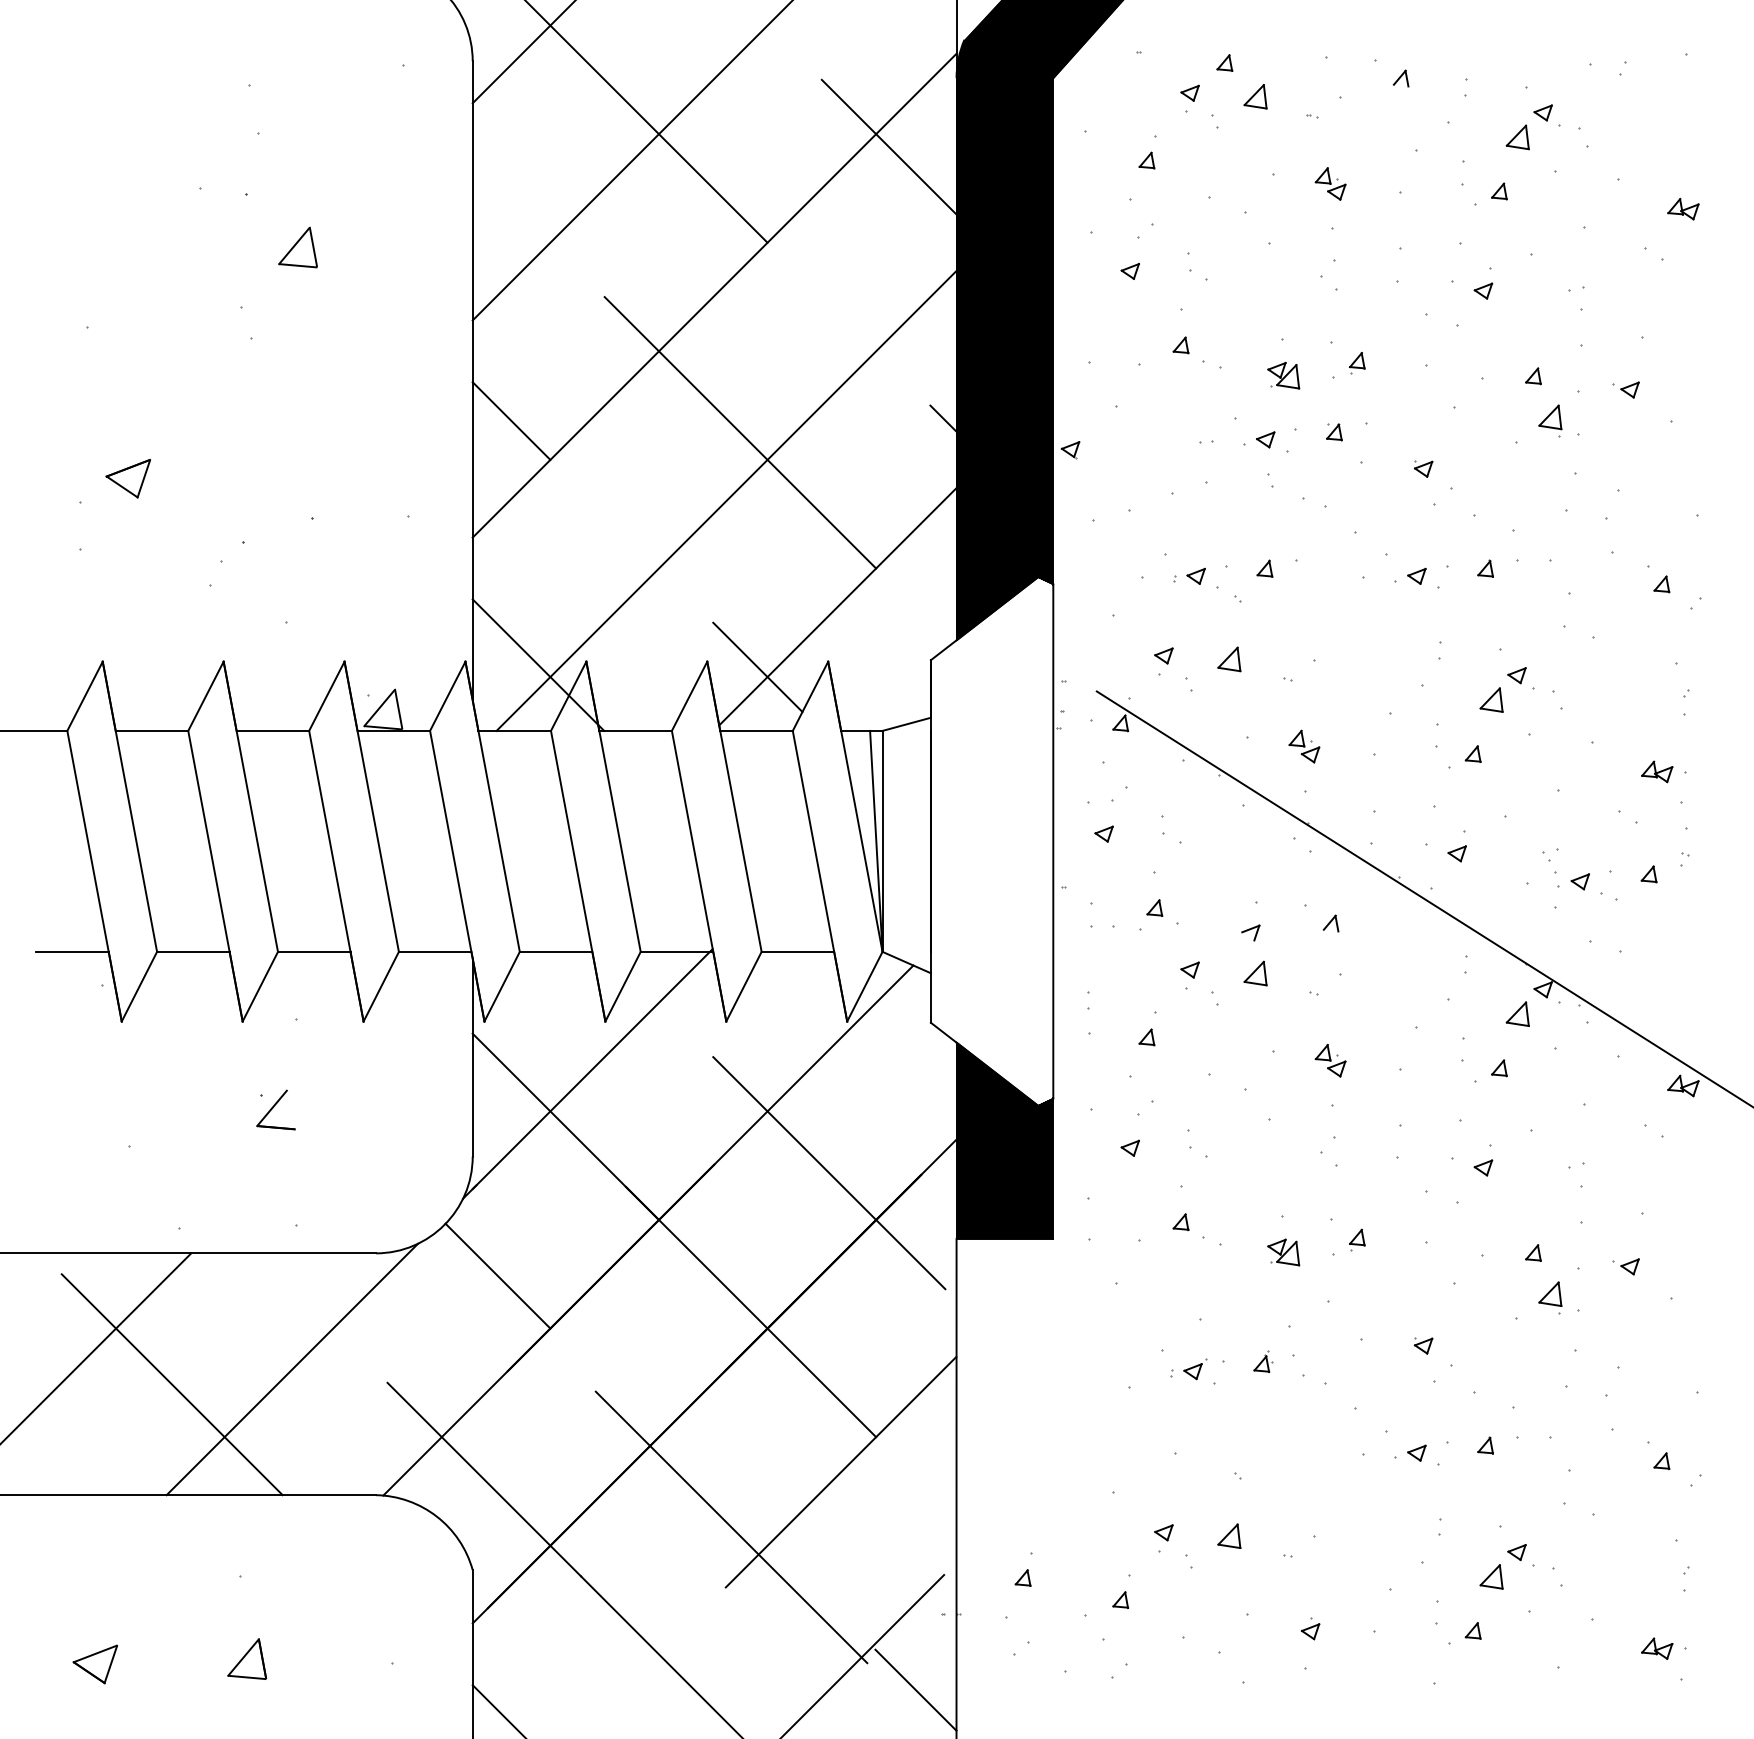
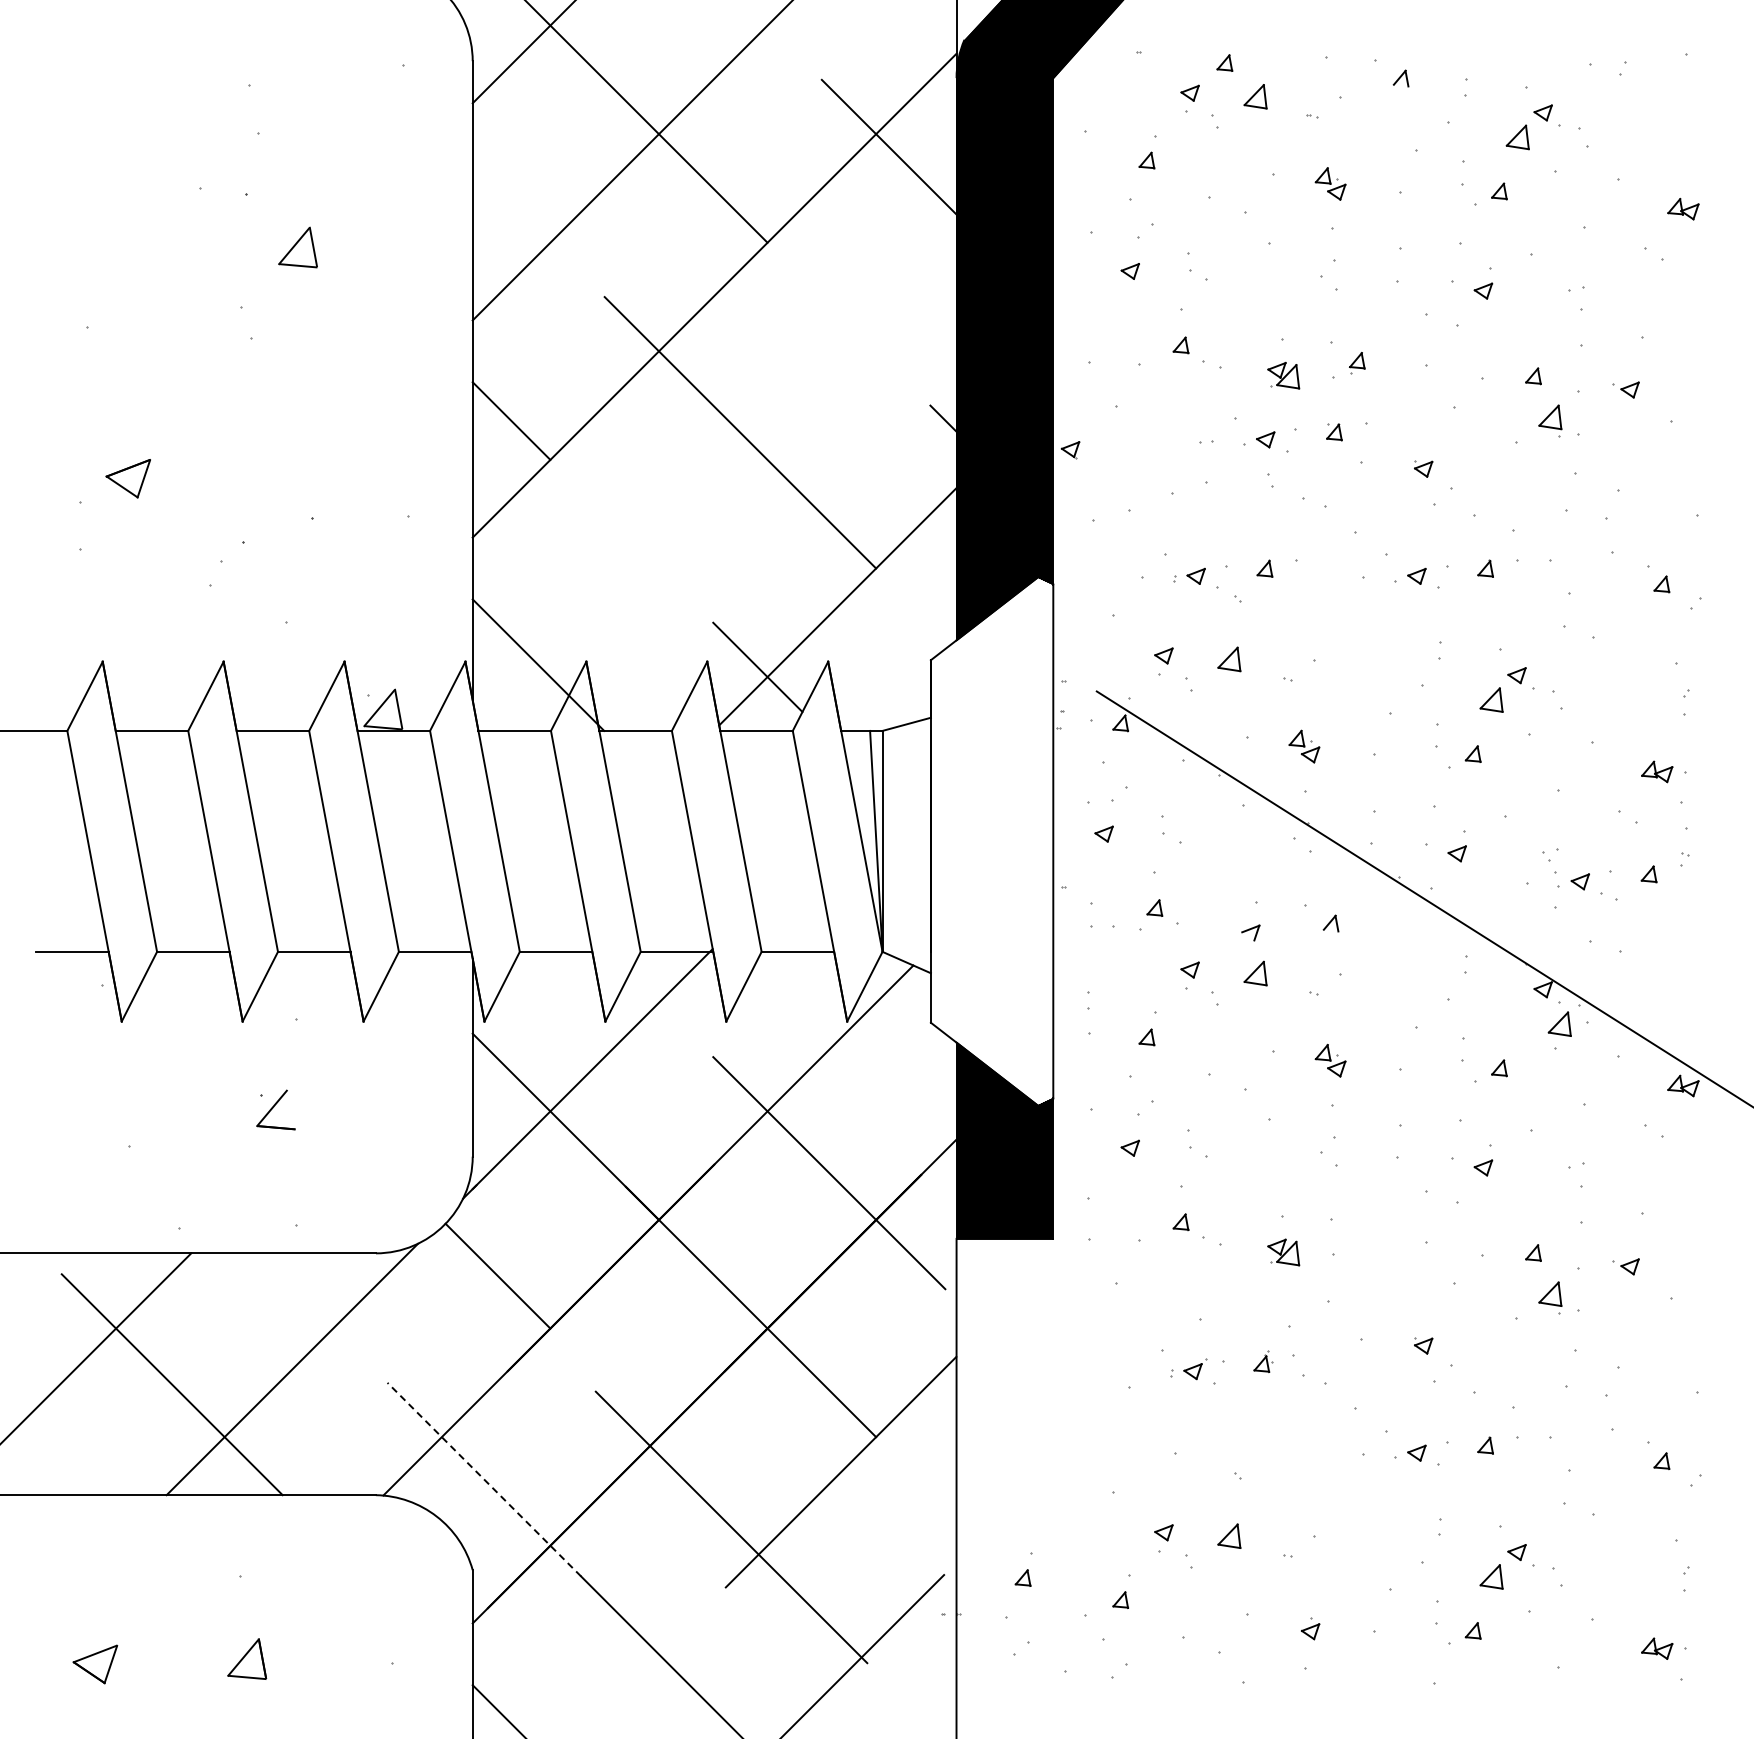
line: present -> none (726, 500)
part position: (1517, 1013) -> (1559, 1023) (1559, 1023)
part: present -> none (1357, 1239)
line: solid -> dashed (484, 1479)
line: present -> none (915, 1689)
